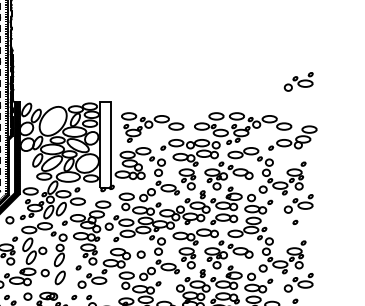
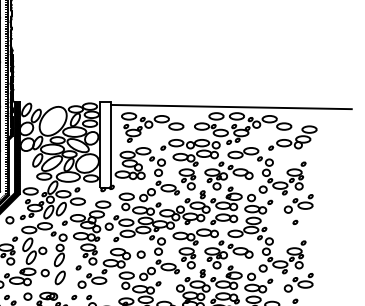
part: present -> none (298, 81)
line: dashed -> solid (0, 96)
line: none -> present (231, 106)
